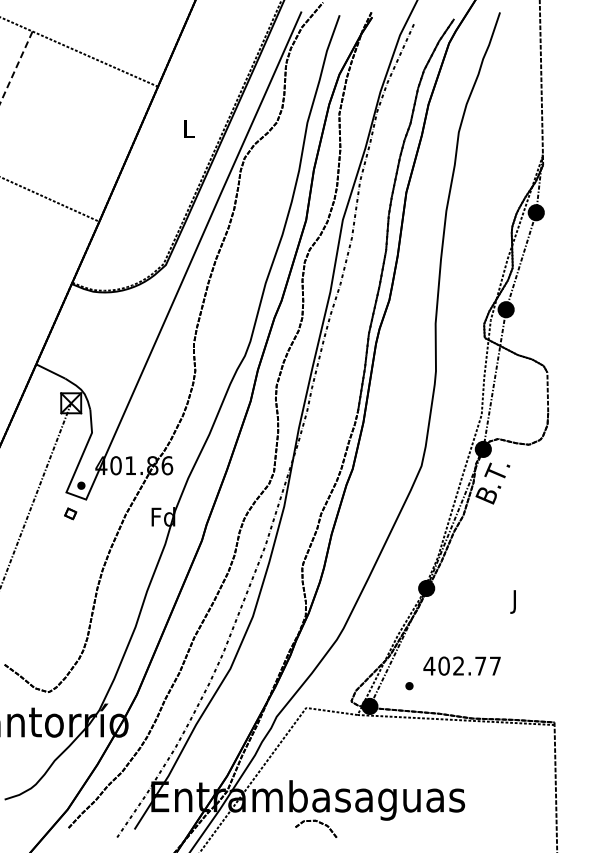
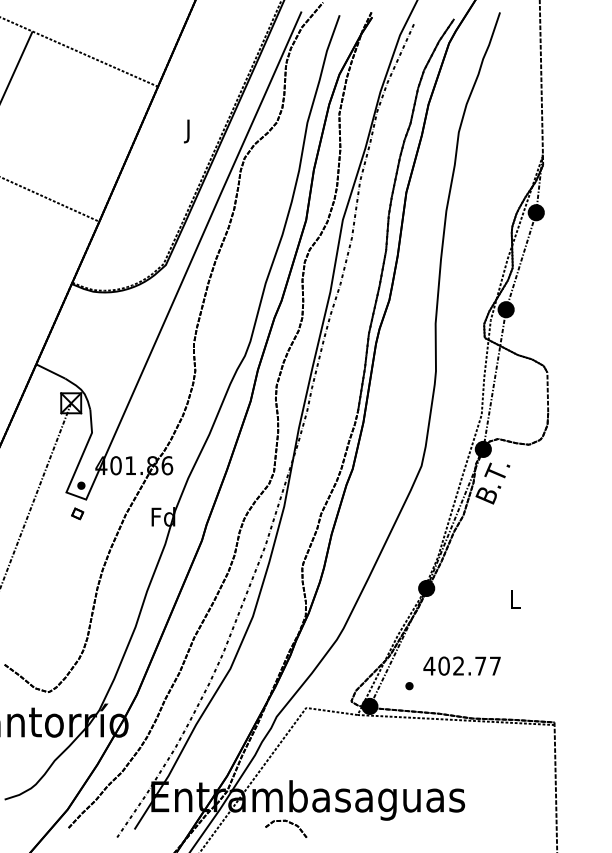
line: dashed -> solid (16, 67)
text: L -> J (188, 131)
part position: (70, 513) -> (77, 513) (77, 513)
text: J -> L (515, 601)
part position: (316, 828) -> (286, 828) (286, 828)
